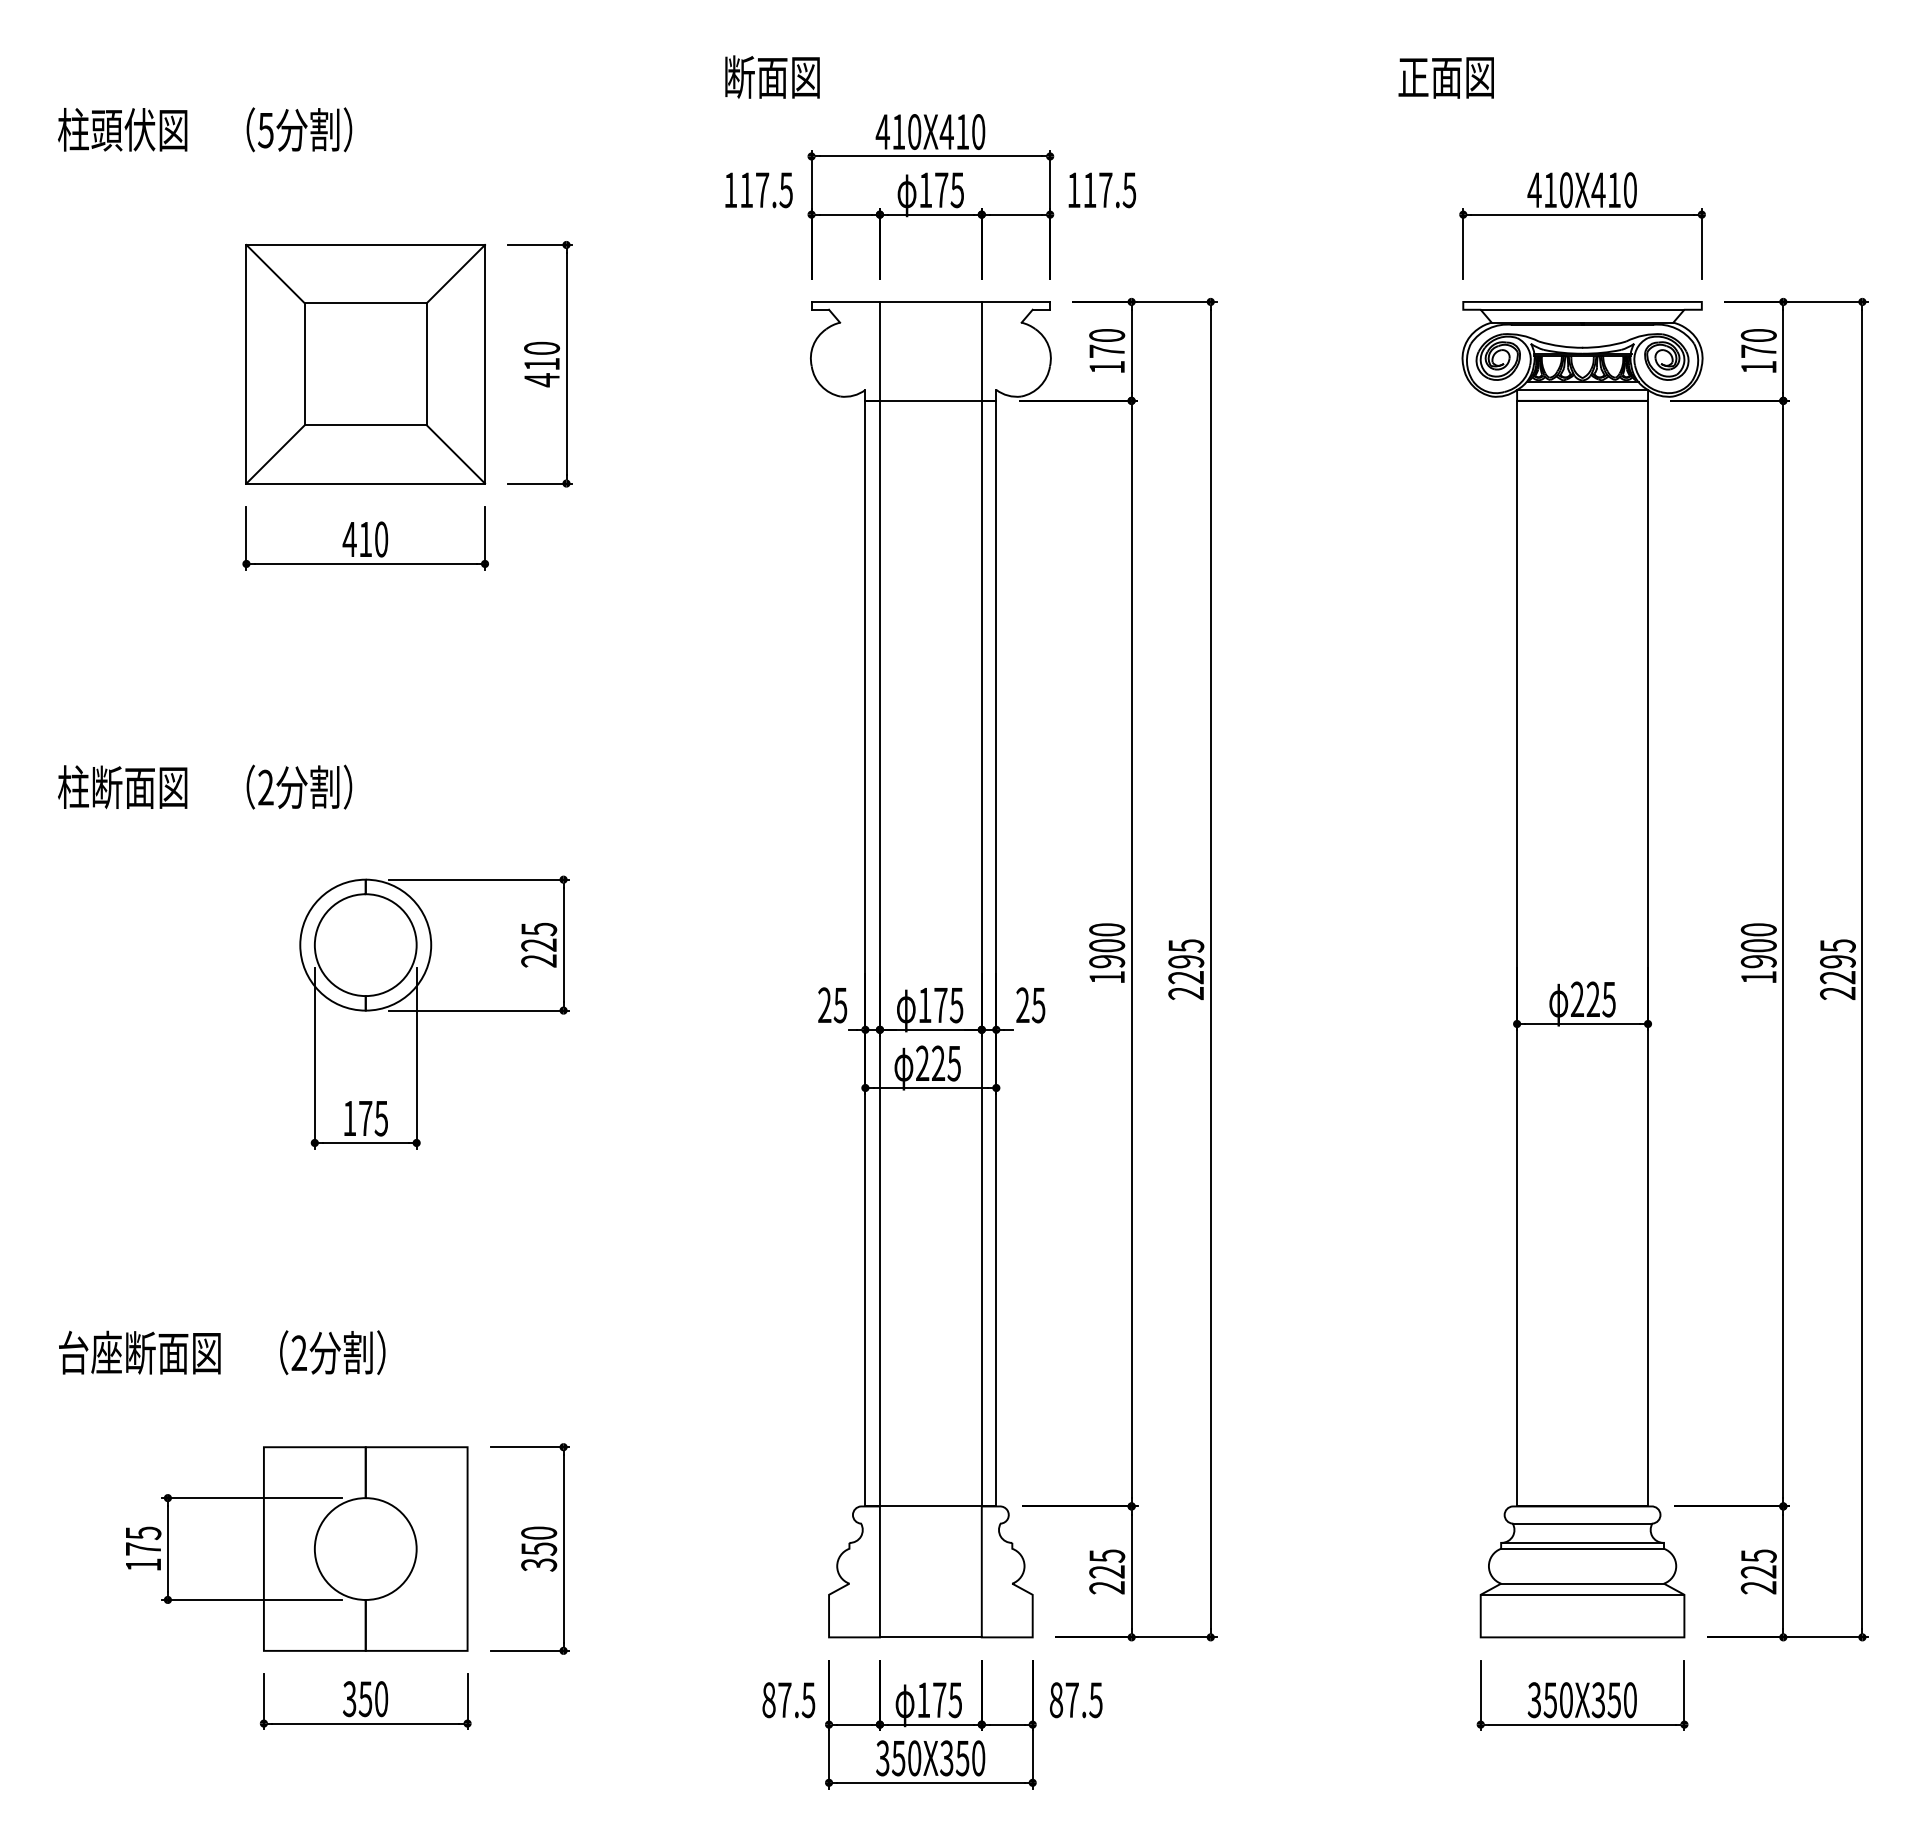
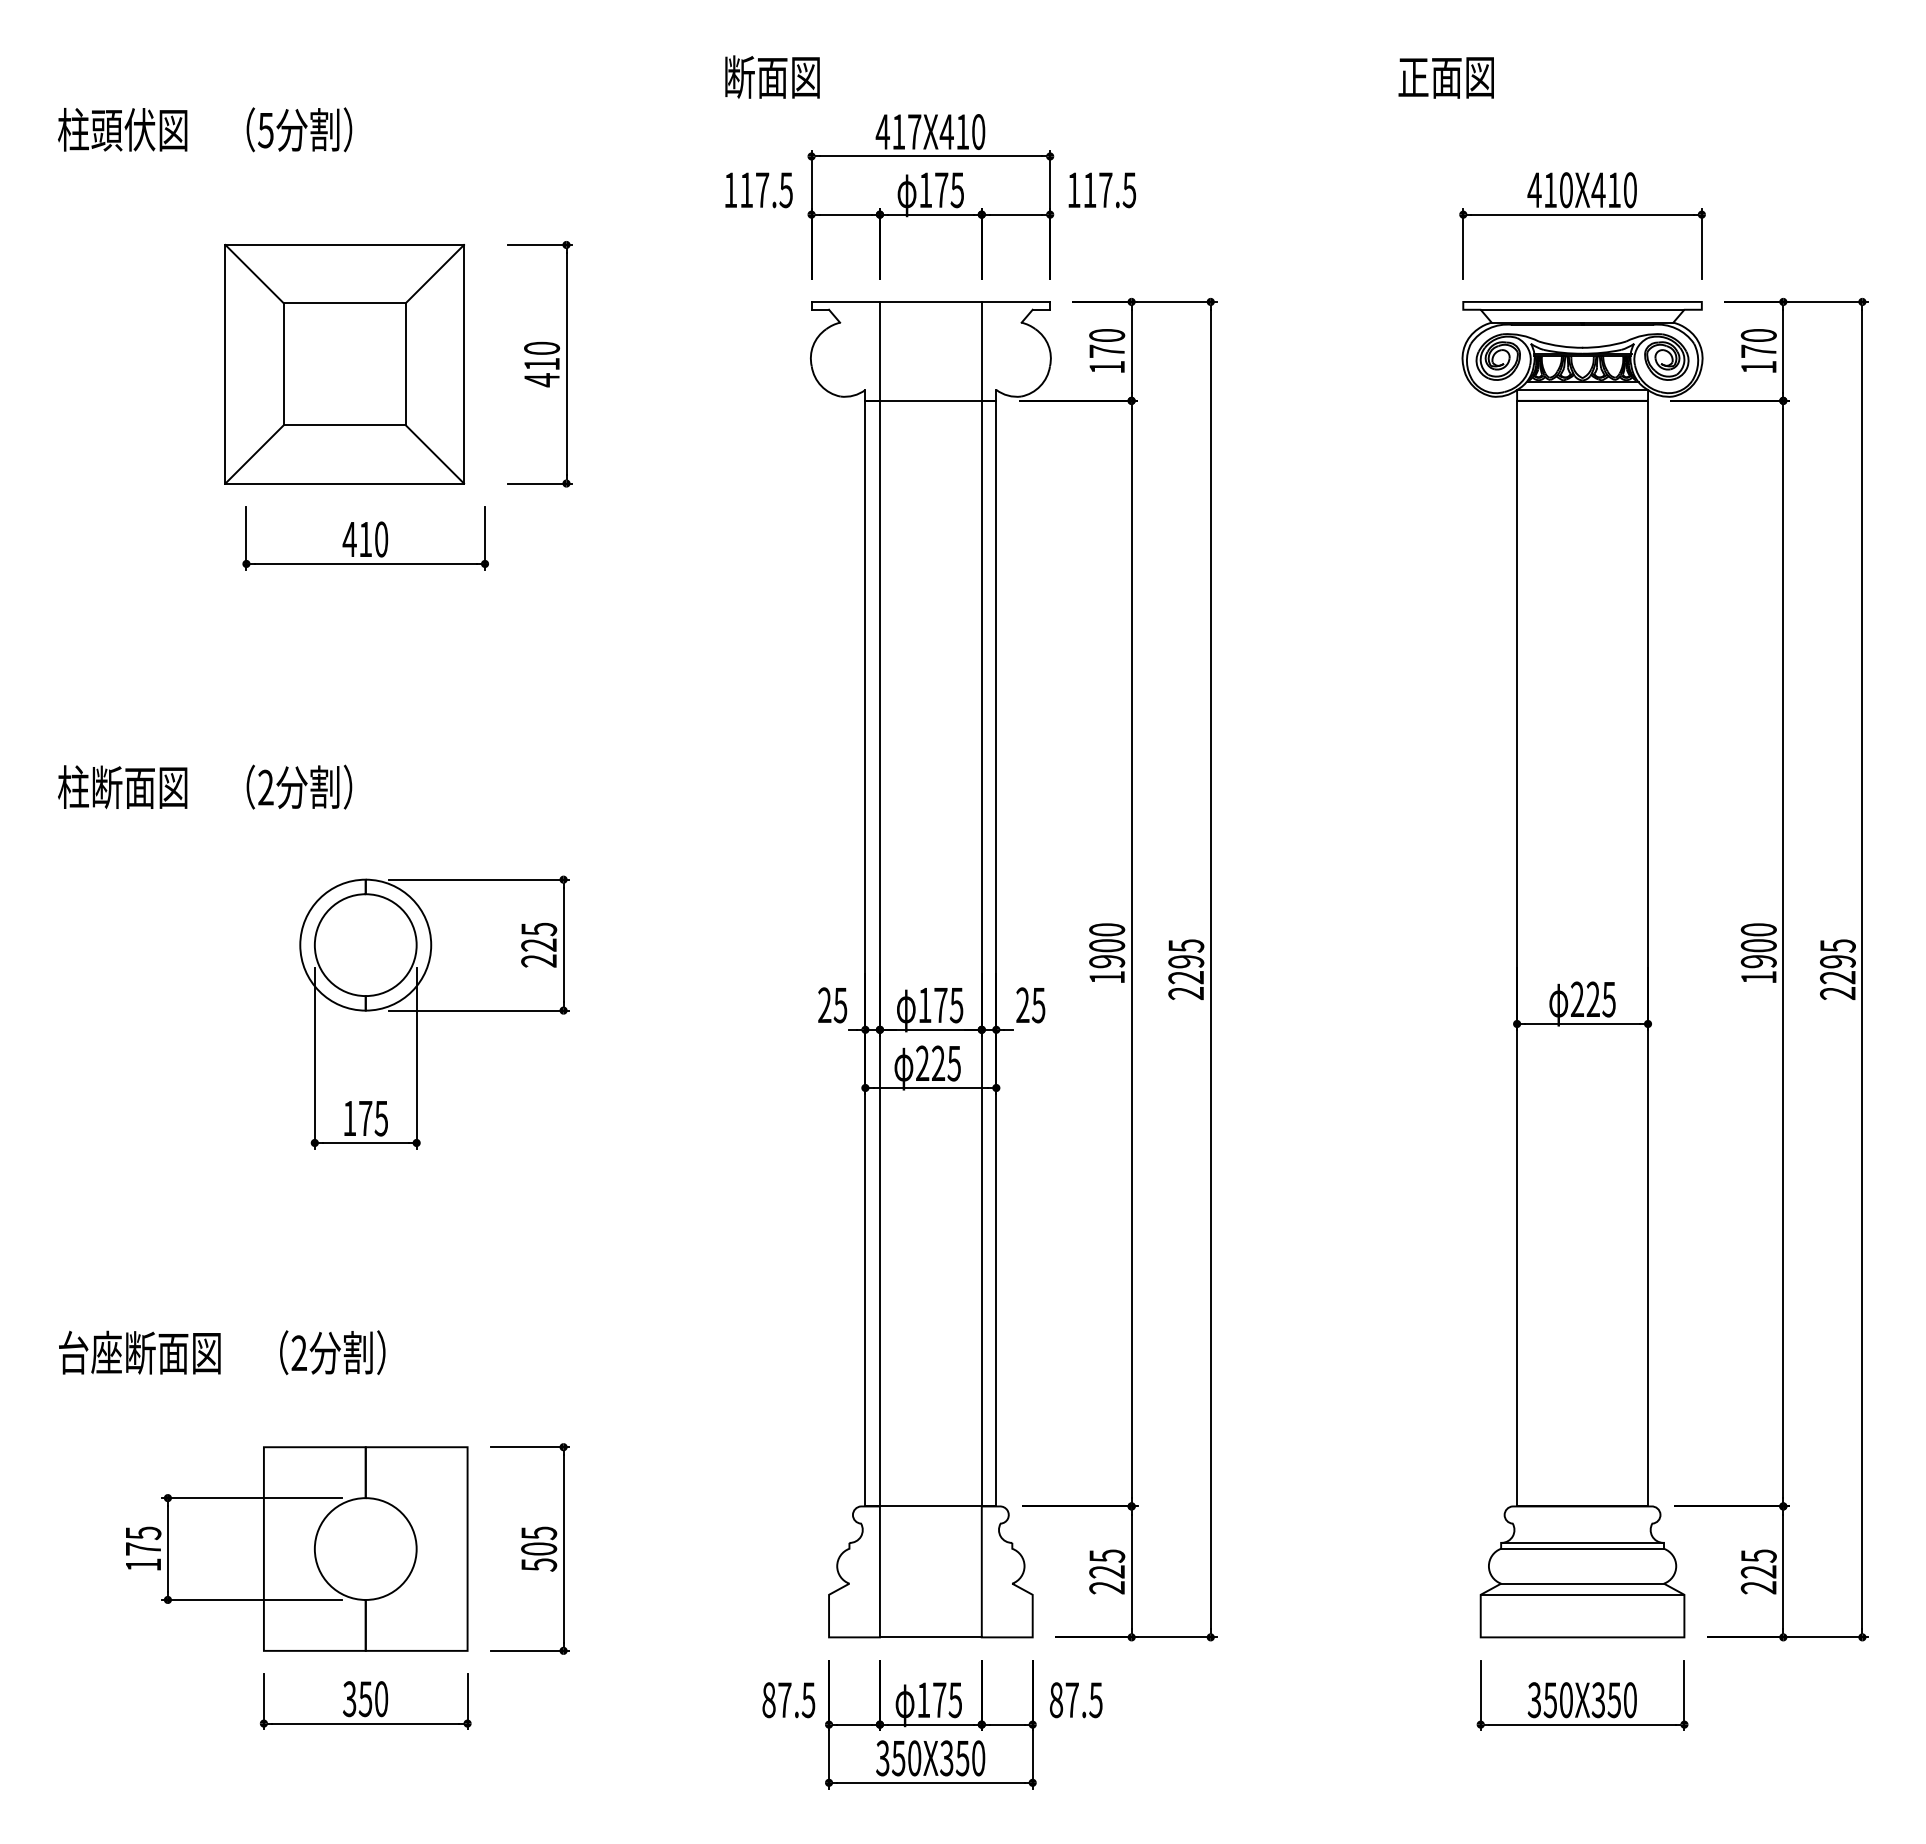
text: 410X410 -> 417X410 (914, 131)
part position: (365, 363) -> (344, 363) (344, 363)
line: present -> none (1582, 1523)
text: 350 -> 505 (539, 1548)
